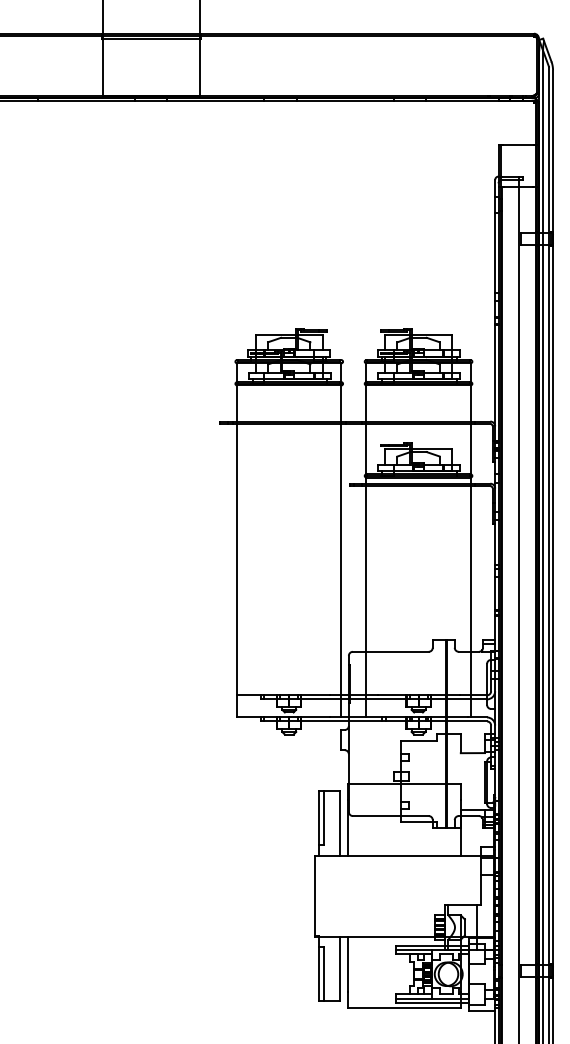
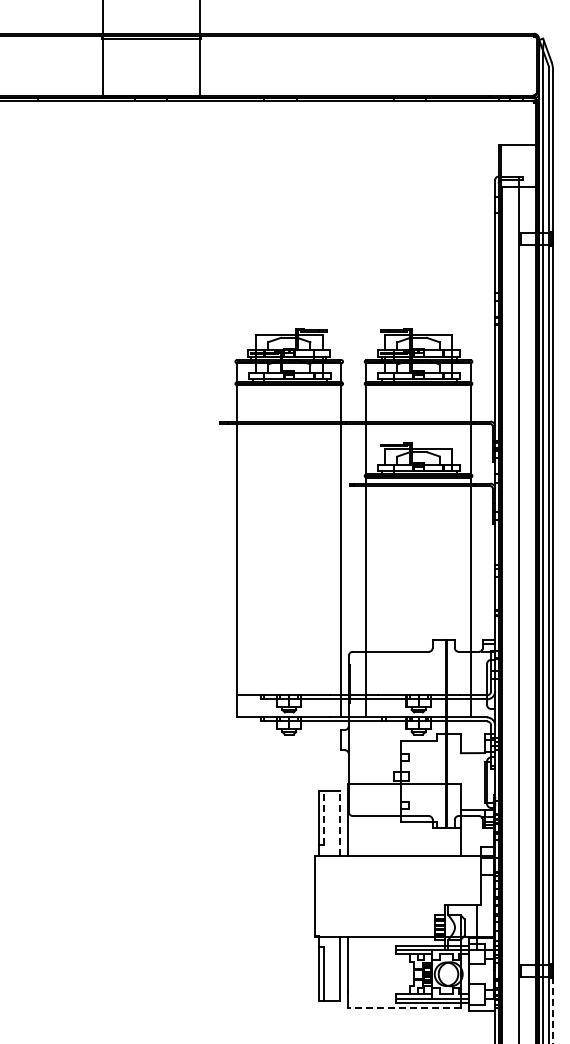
line: solid -> dashed (323, 817)
line: solid -> dashed (339, 823)
line: solid -> dashed (404, 1008)
line: solid -> dashed (553, 1010)
